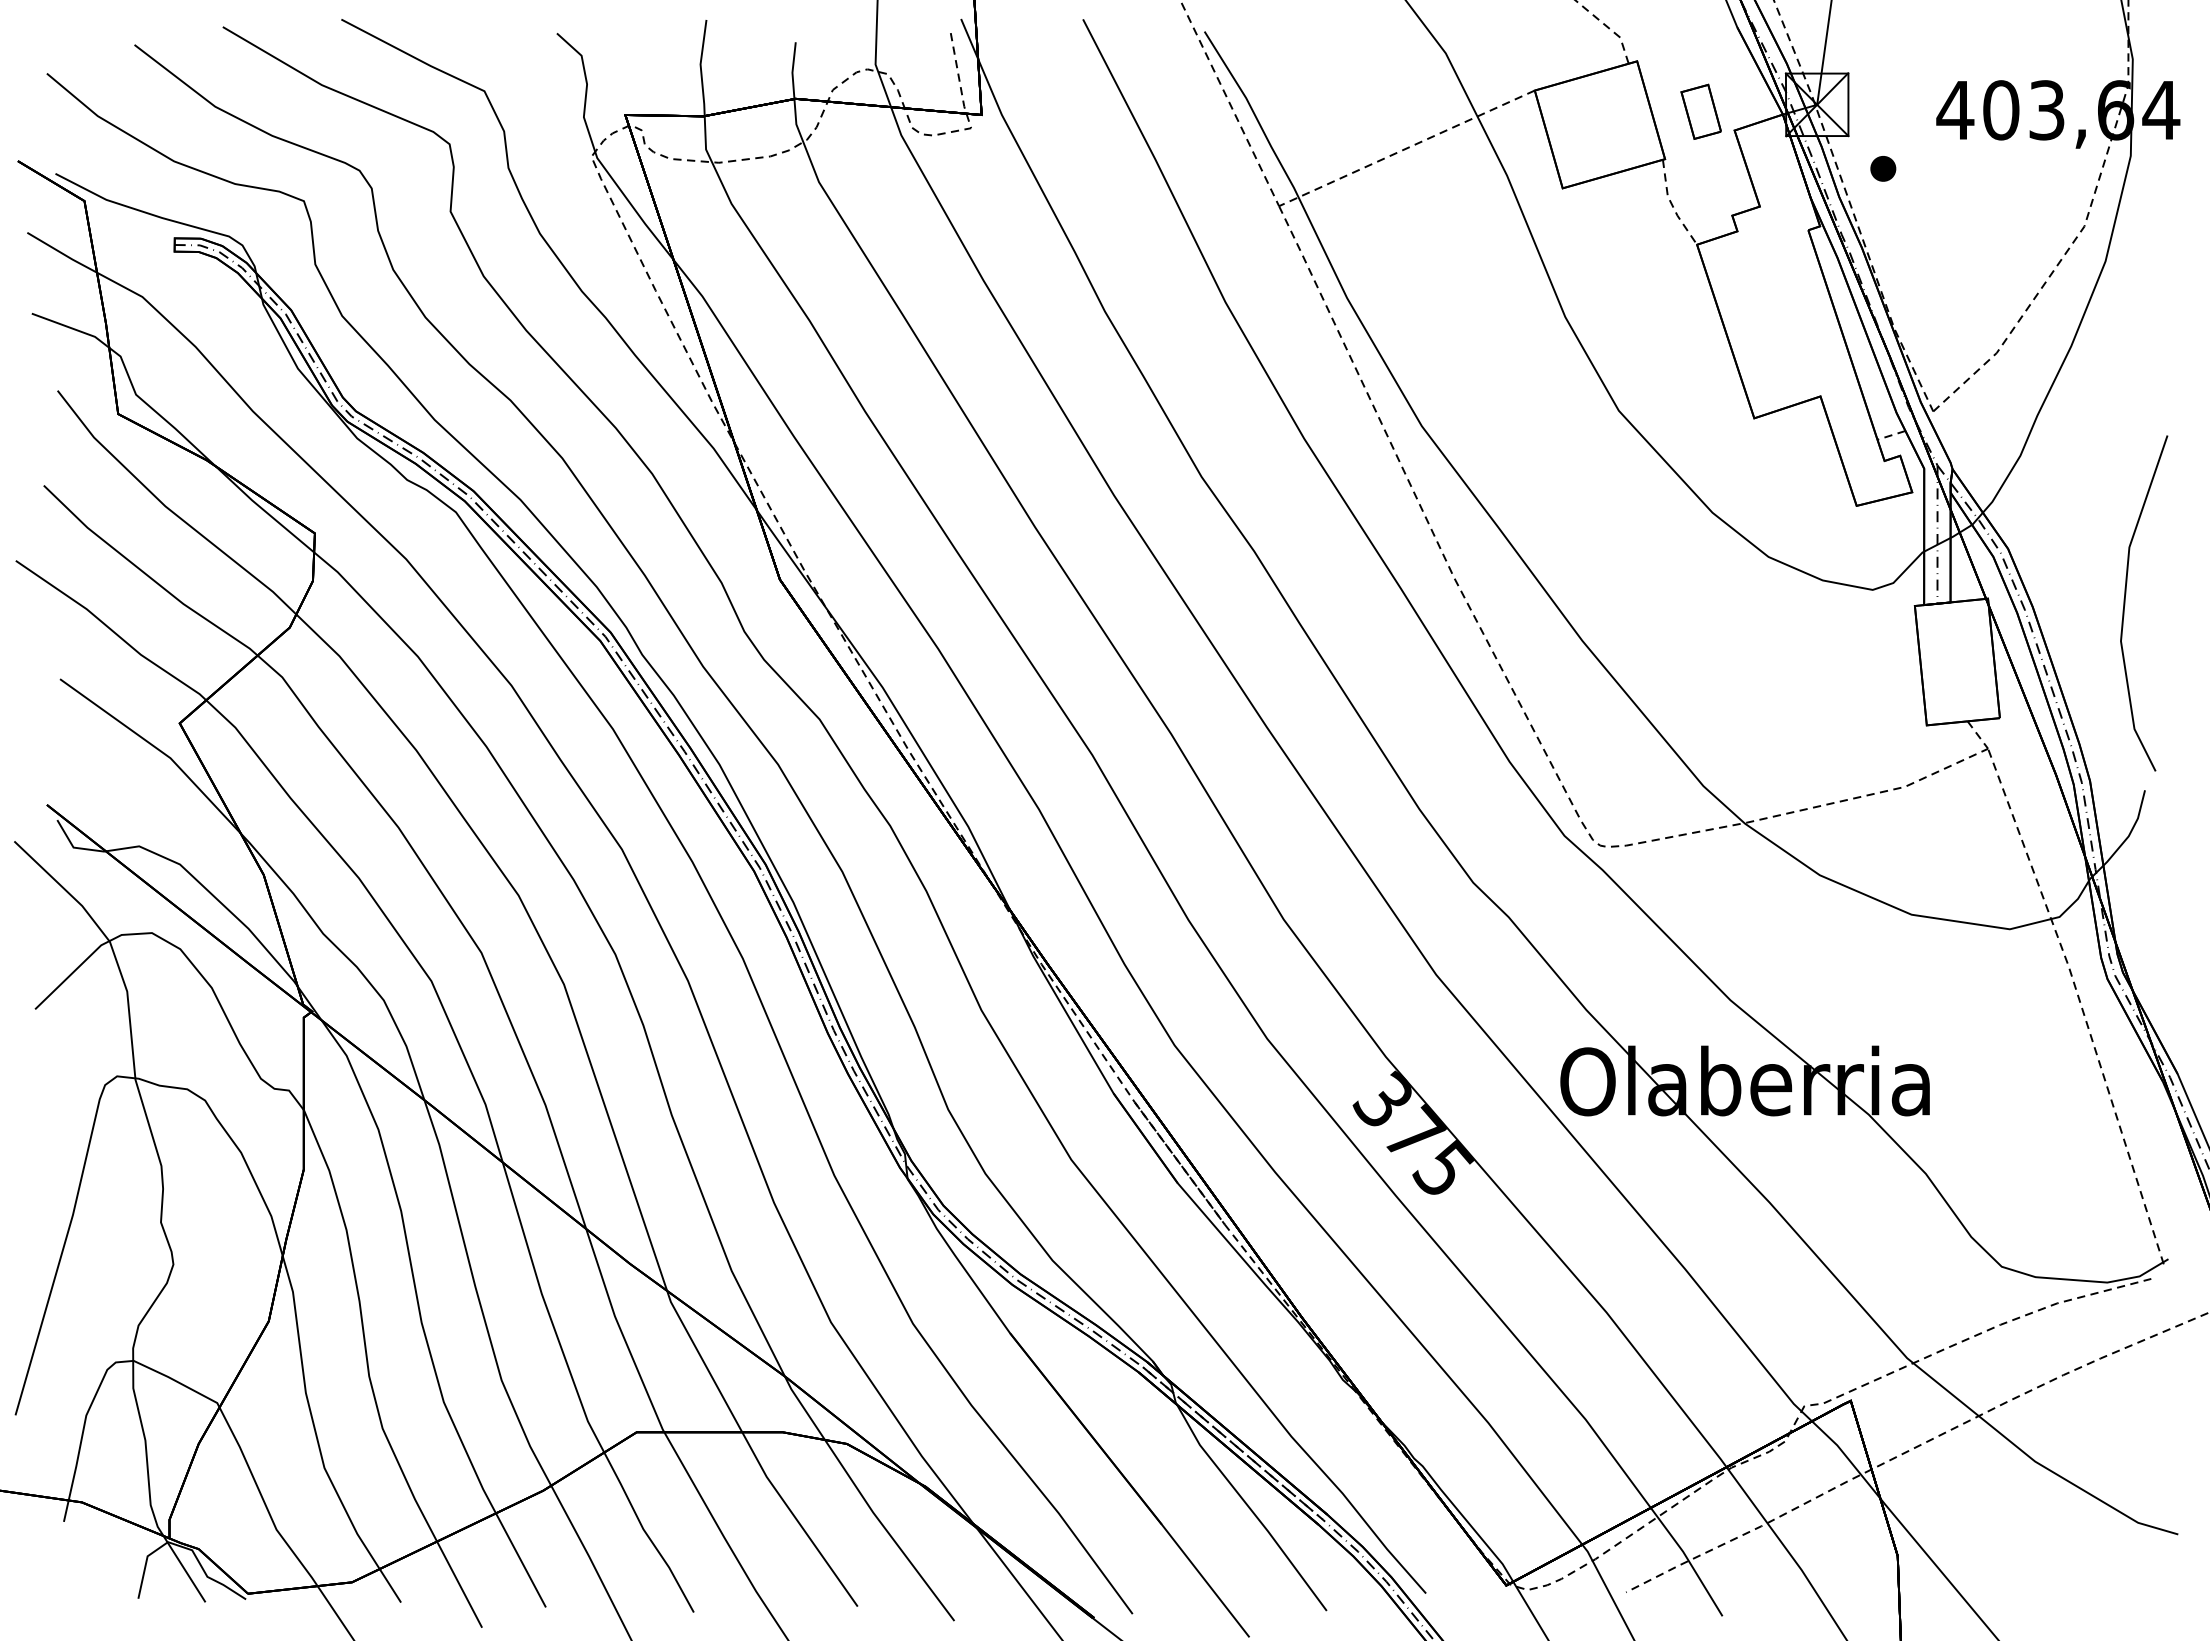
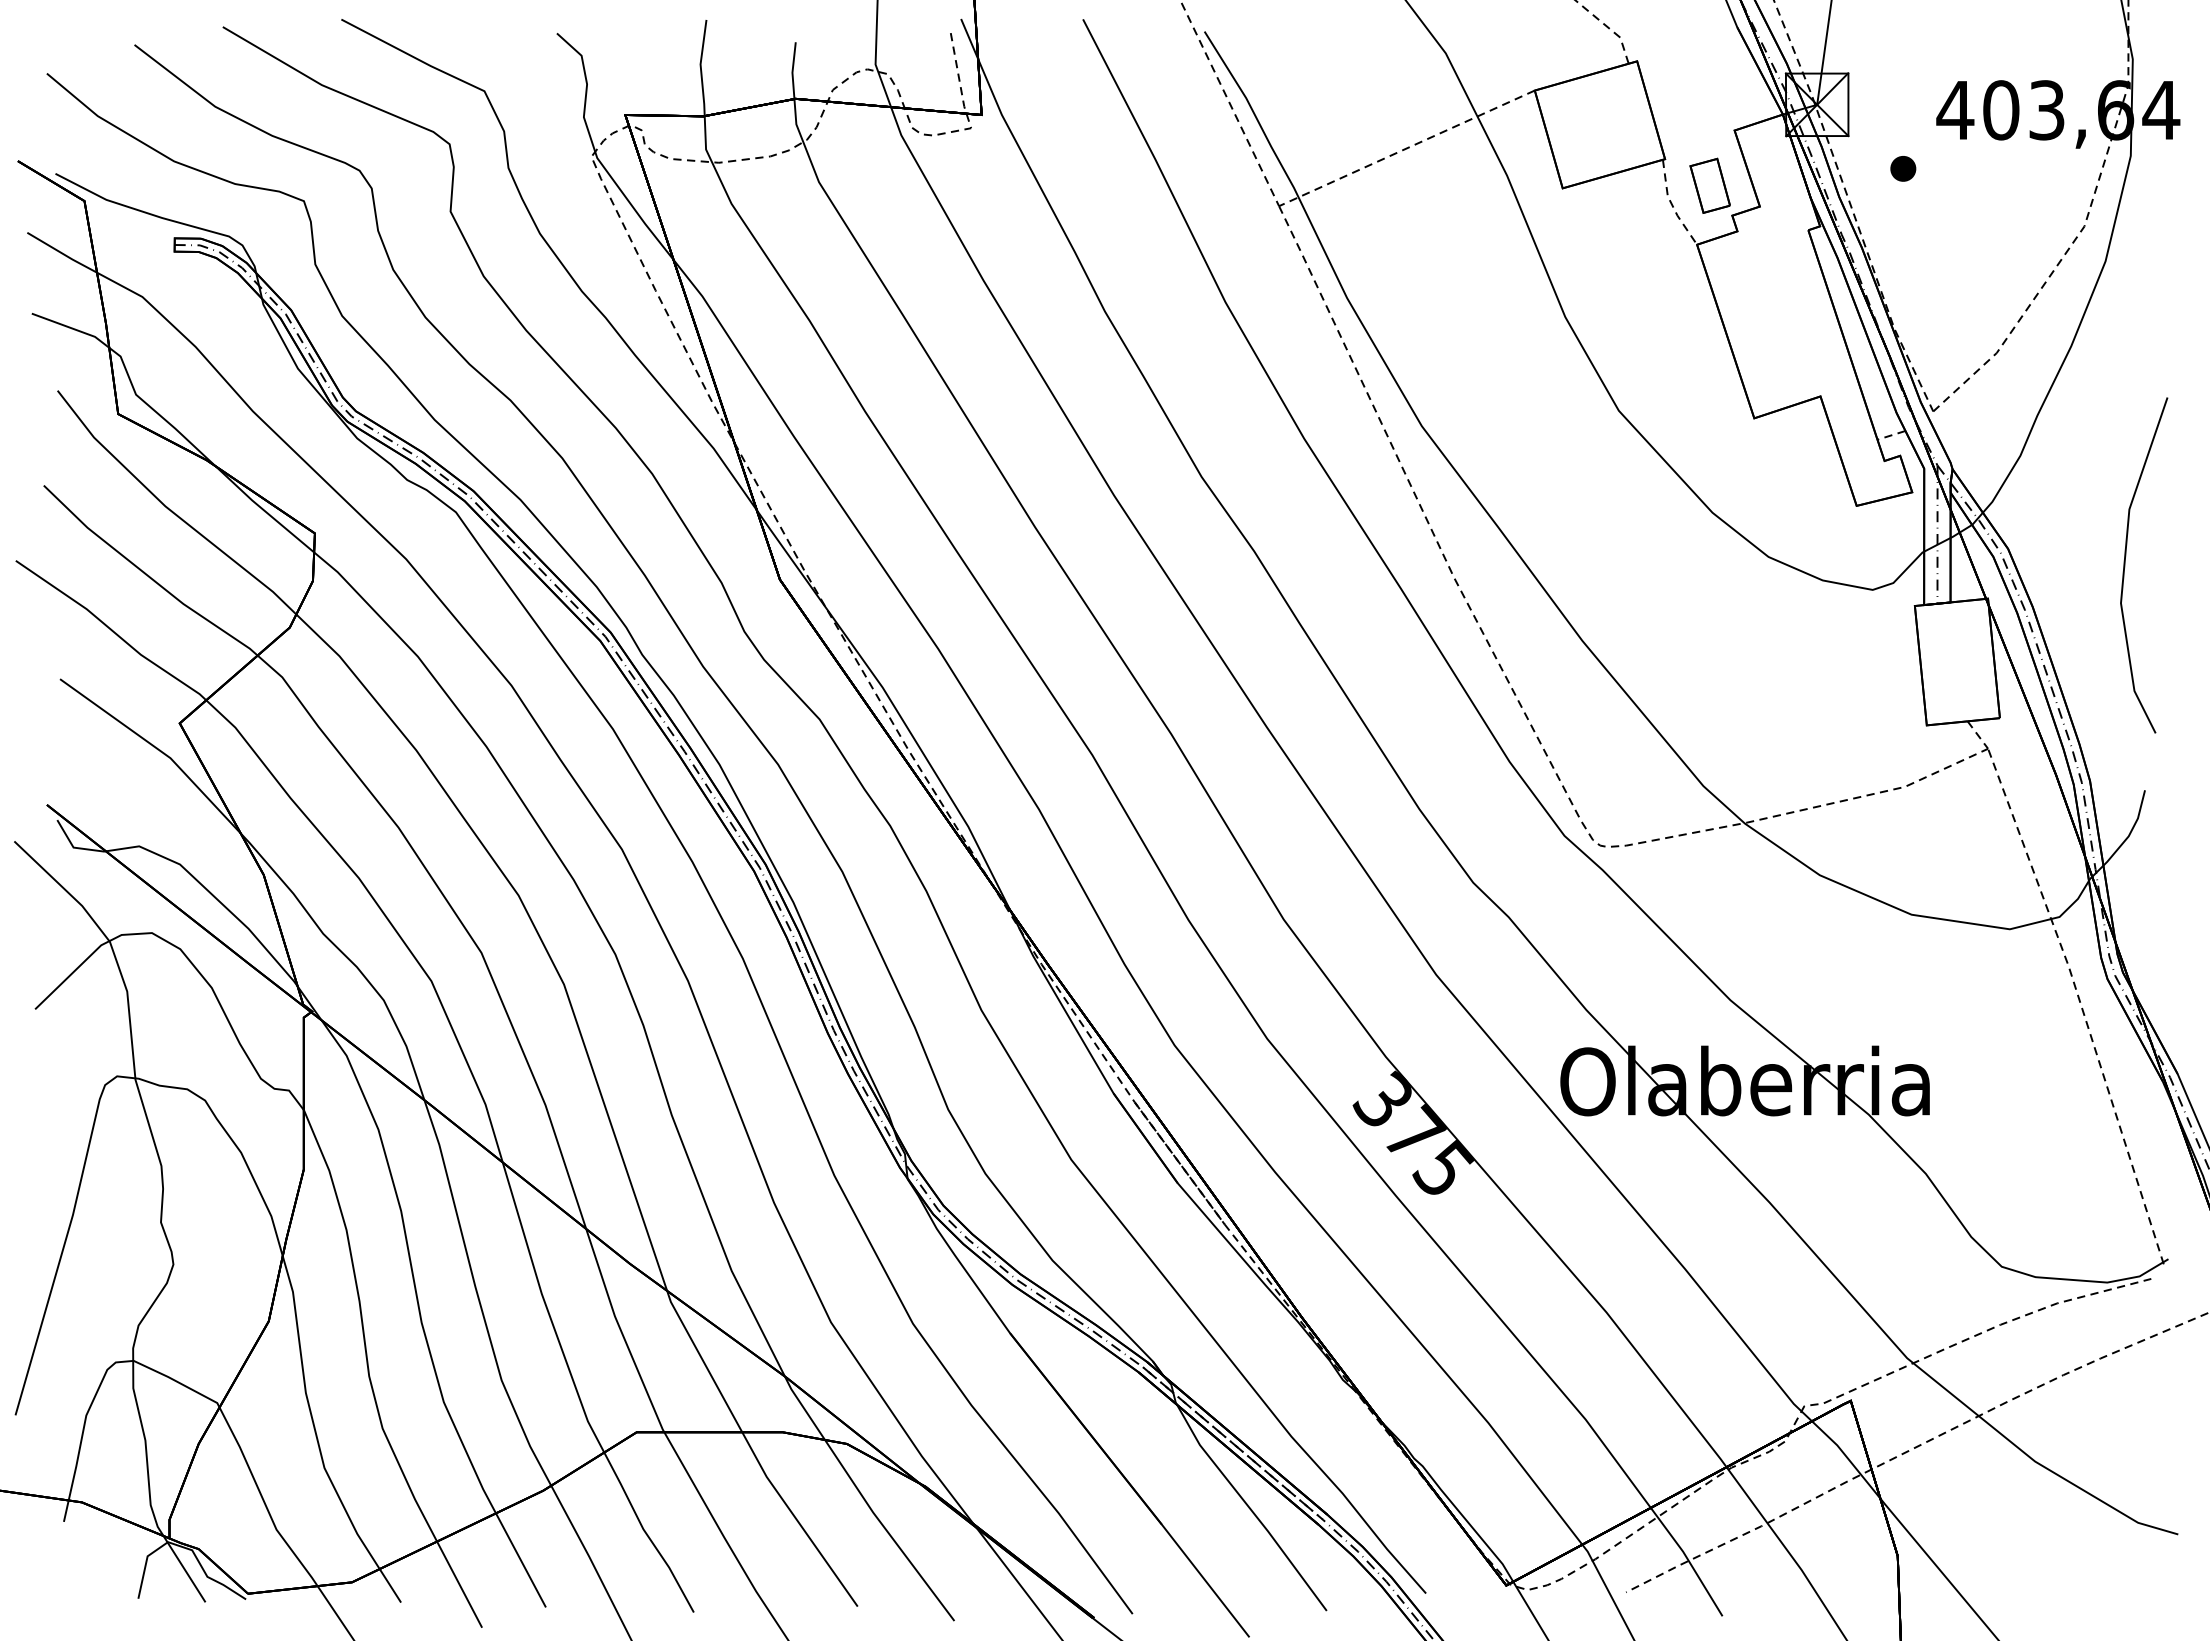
part position: (1700, 111) -> (1709, 185) (1709, 185)
part position: (1883, 168) -> (1903, 168) (1903, 168)
line position: (2125, 603) -> (2125, 565) (2125, 565)
